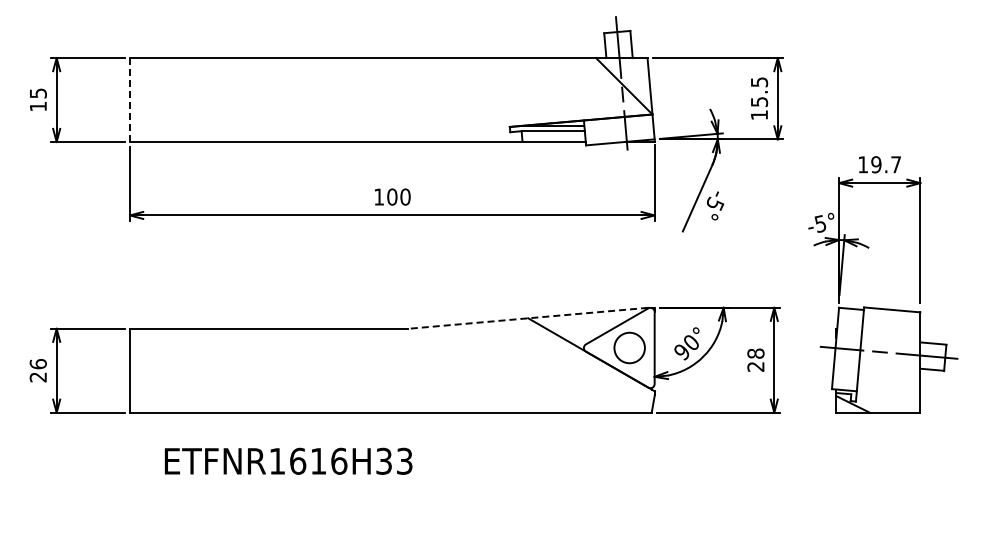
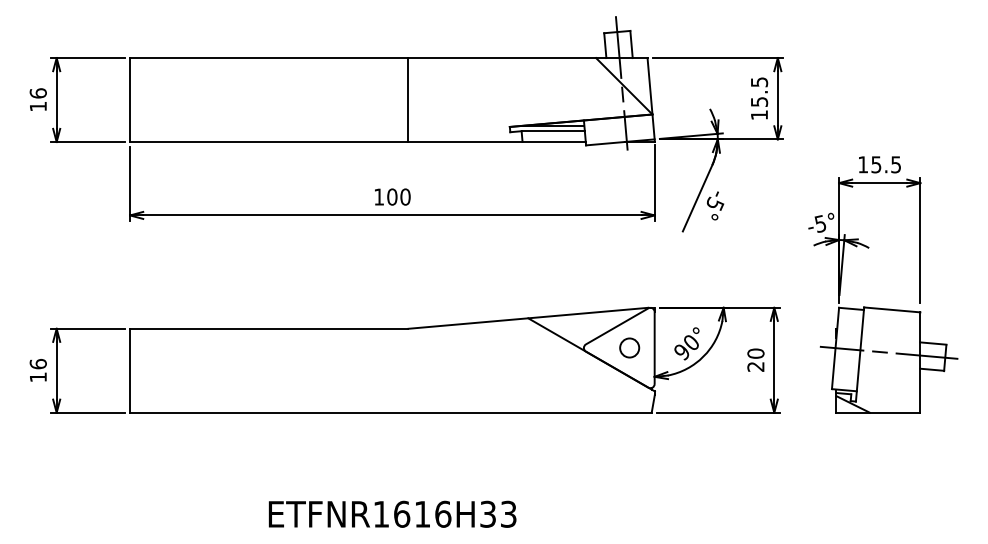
text: 15 -> 16 (37, 93)
line: dashed -> solid (130, 100)
line: none -> present (408, 100)
text: 19.7 -> 15.5 (885, 164)
line: dashed -> solid (527, 318)
circle diameter: 31 px -> 19 px (629, 347)
text: 28 -> 20 (755, 353)
text: 26 -> 16 (37, 377)
text position: (288, 460) -> (392, 513) (392, 513)
